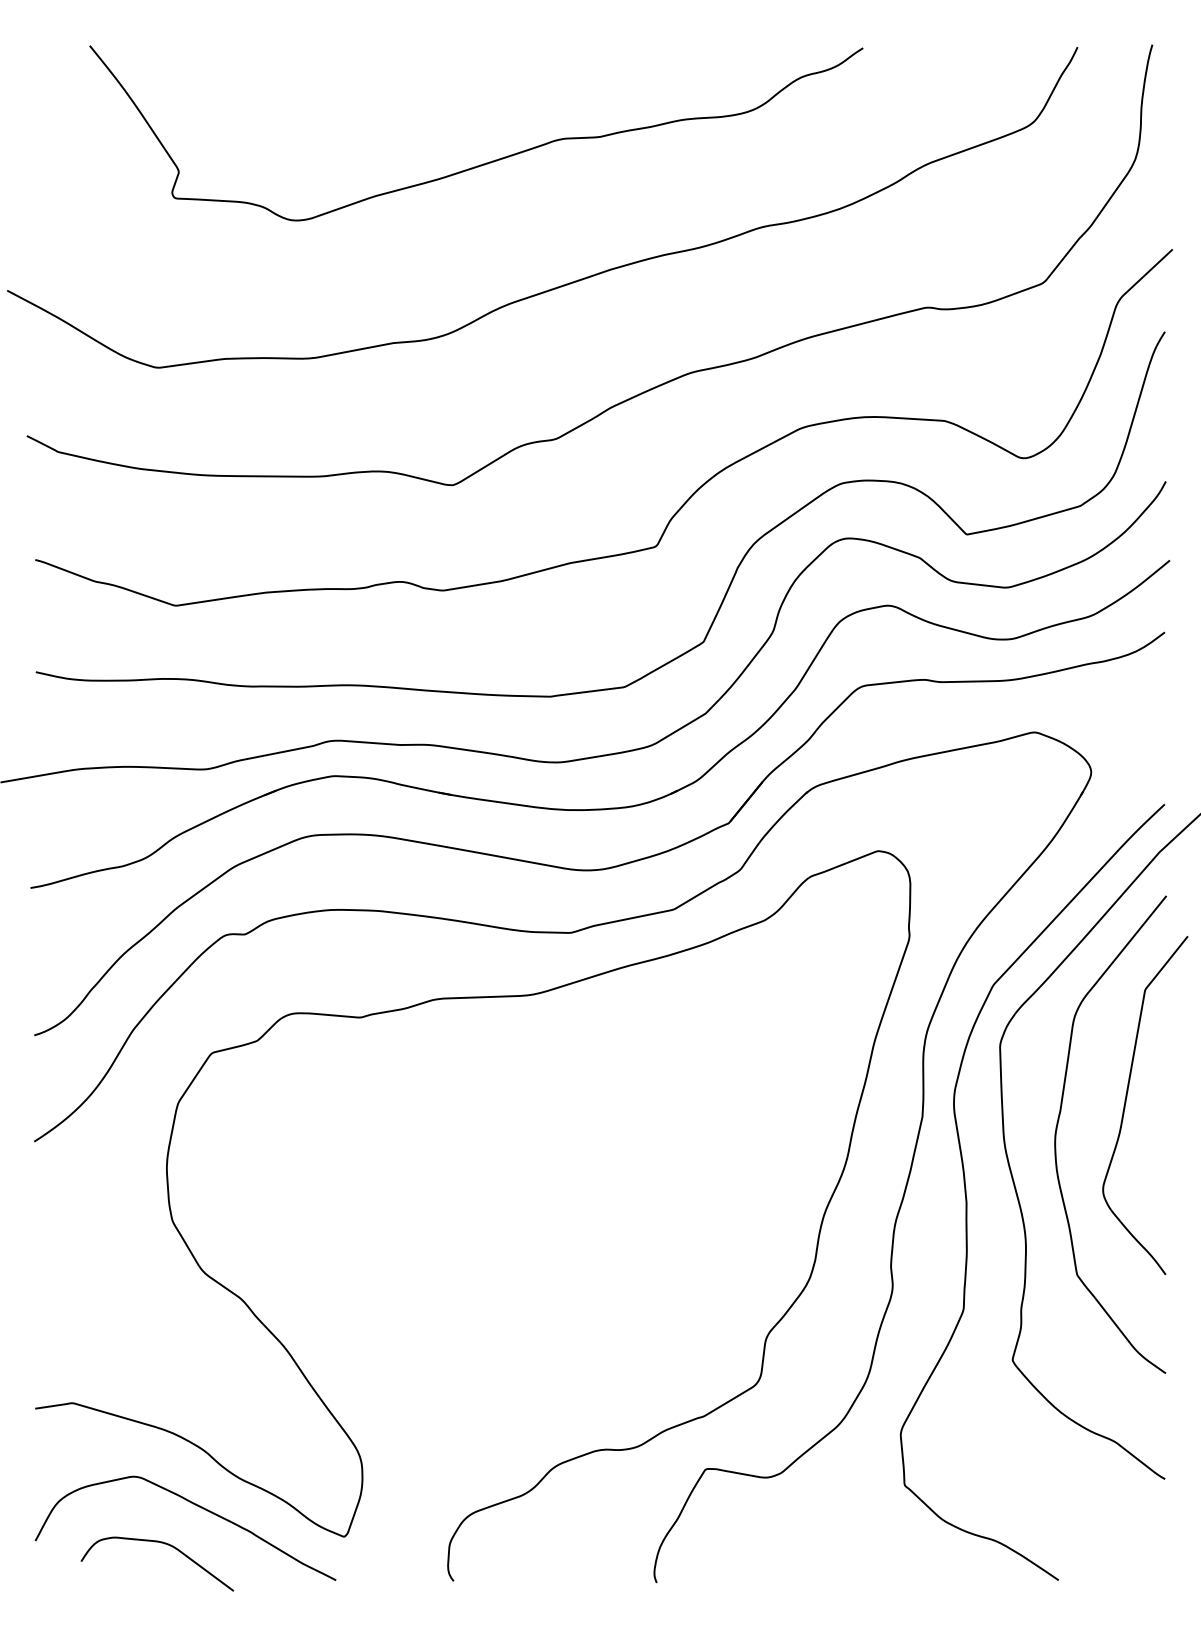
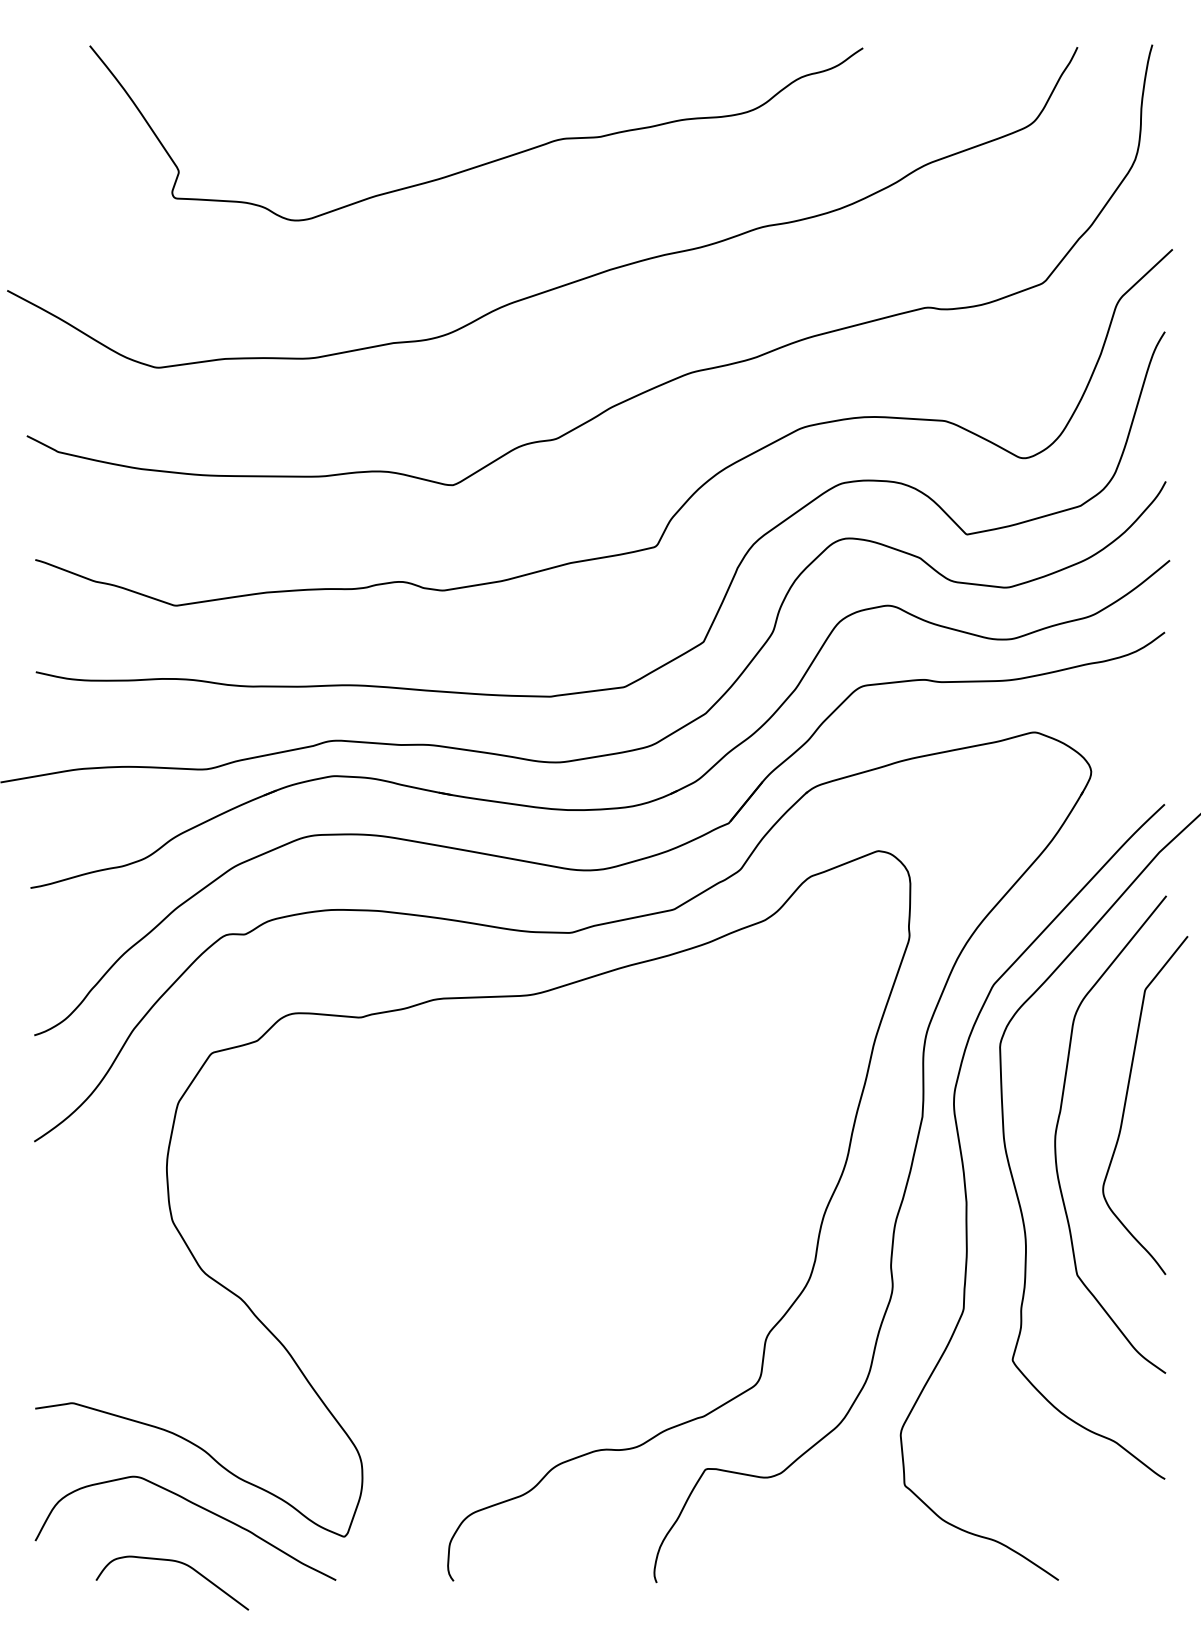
curve position: (164, 1544) -> (179, 1563) (179, 1563)
